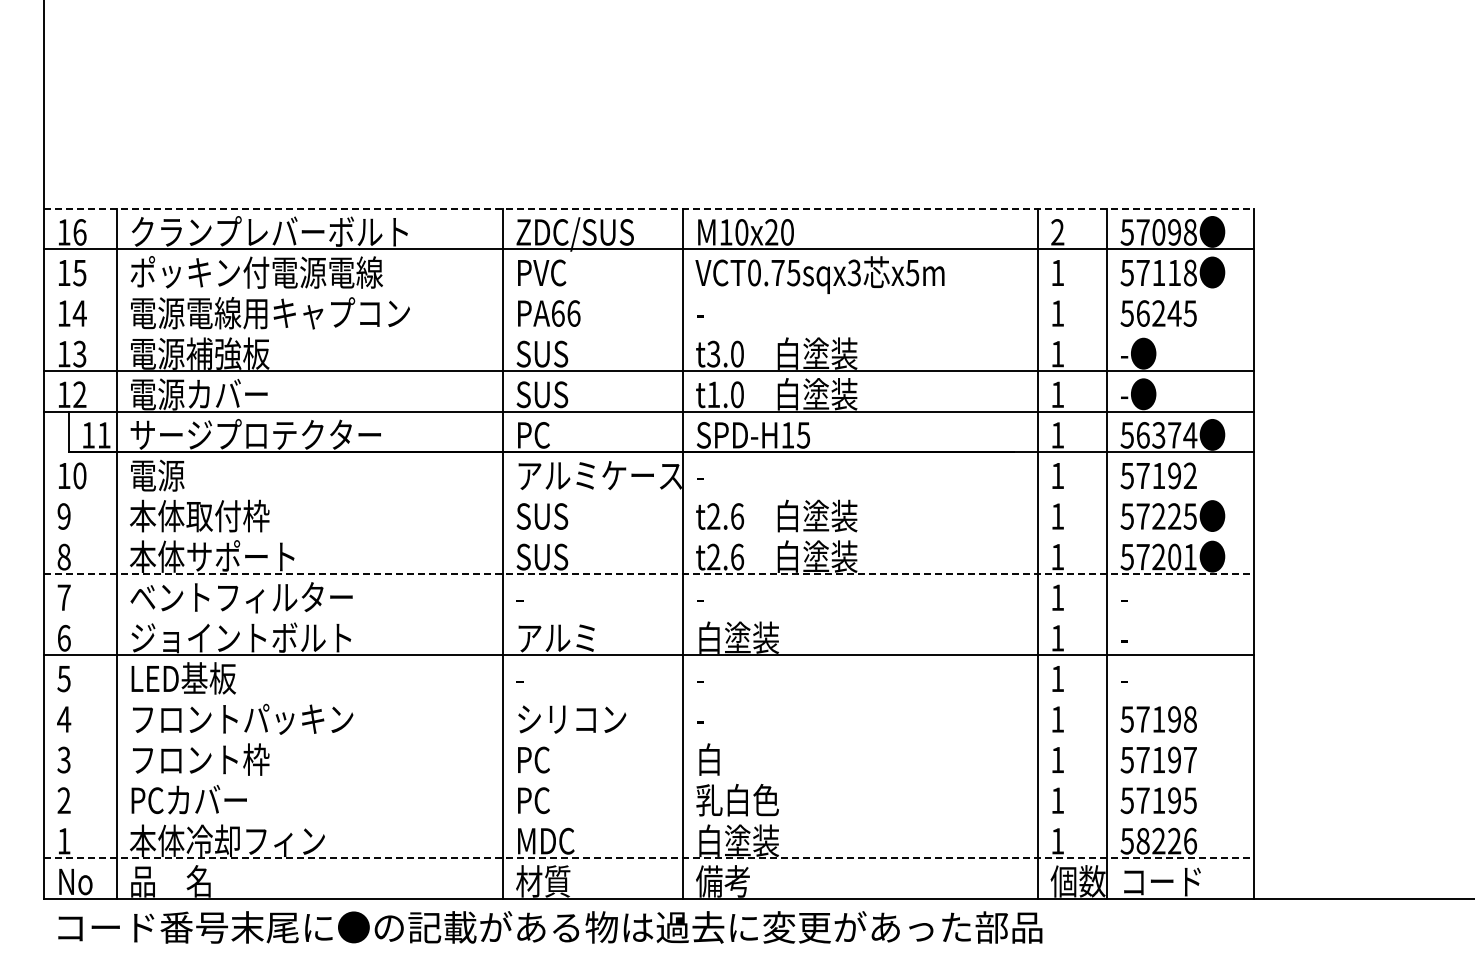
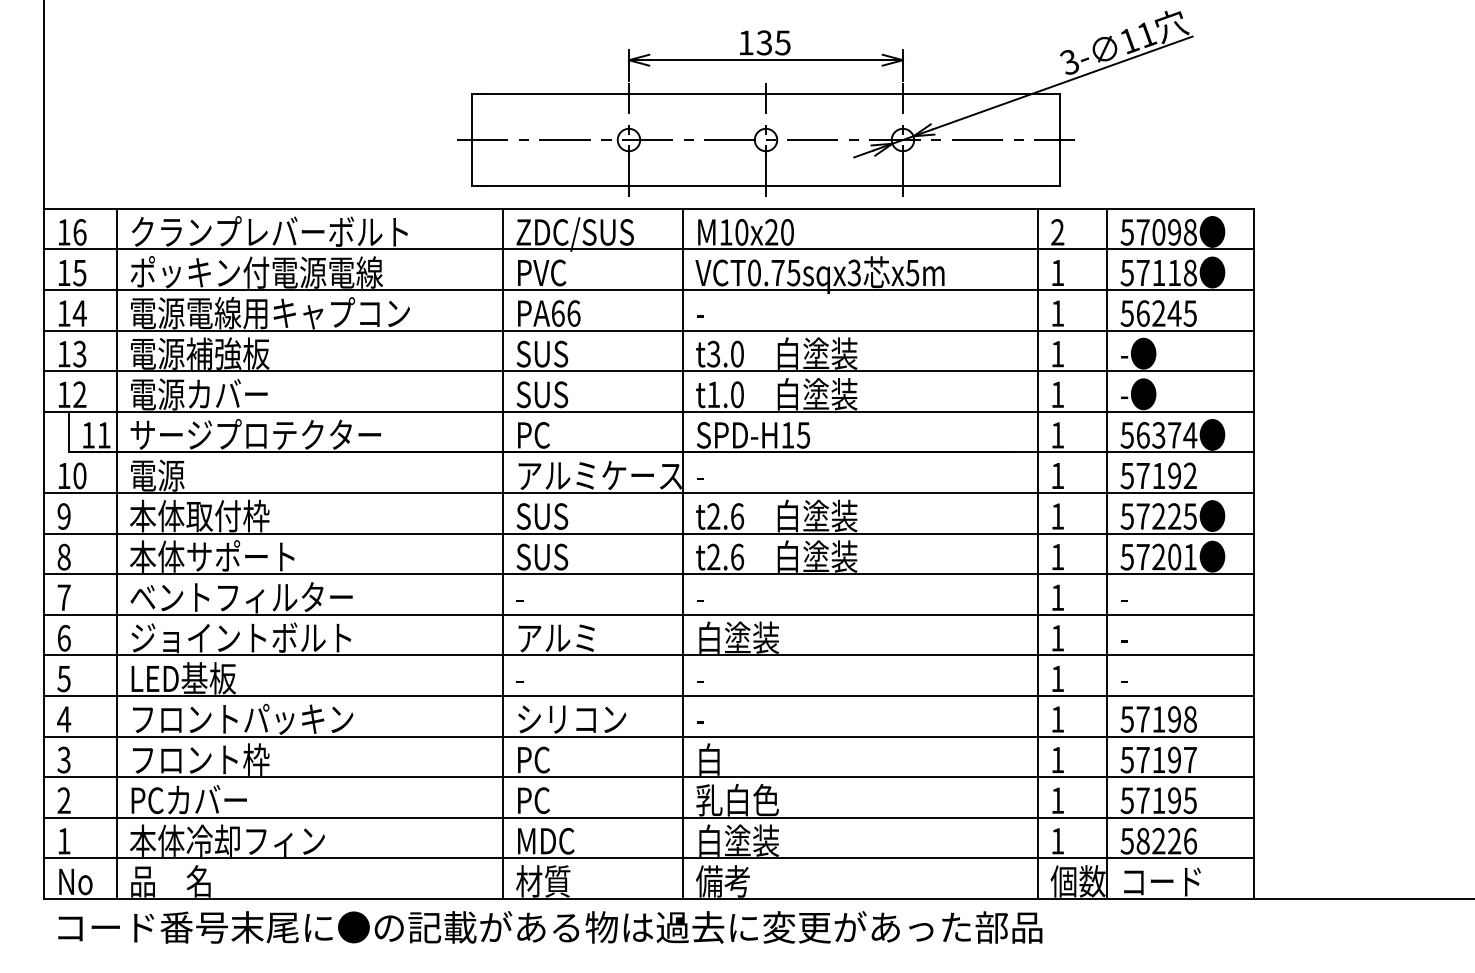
part: none -> present (825, 103)
line: dashed -> solid (648, 208)
line: none -> present (648, 290)
line: none -> present (648, 330)
line: none -> present (648, 493)
line: none -> present (648, 533)
line: dashed -> solid (648, 574)
line: none -> present (648, 614)
line: none -> present (648, 695)
line: none -> present (648, 736)
line: none -> present (648, 777)
line: none -> present (648, 817)
line: dashed -> solid (648, 858)
